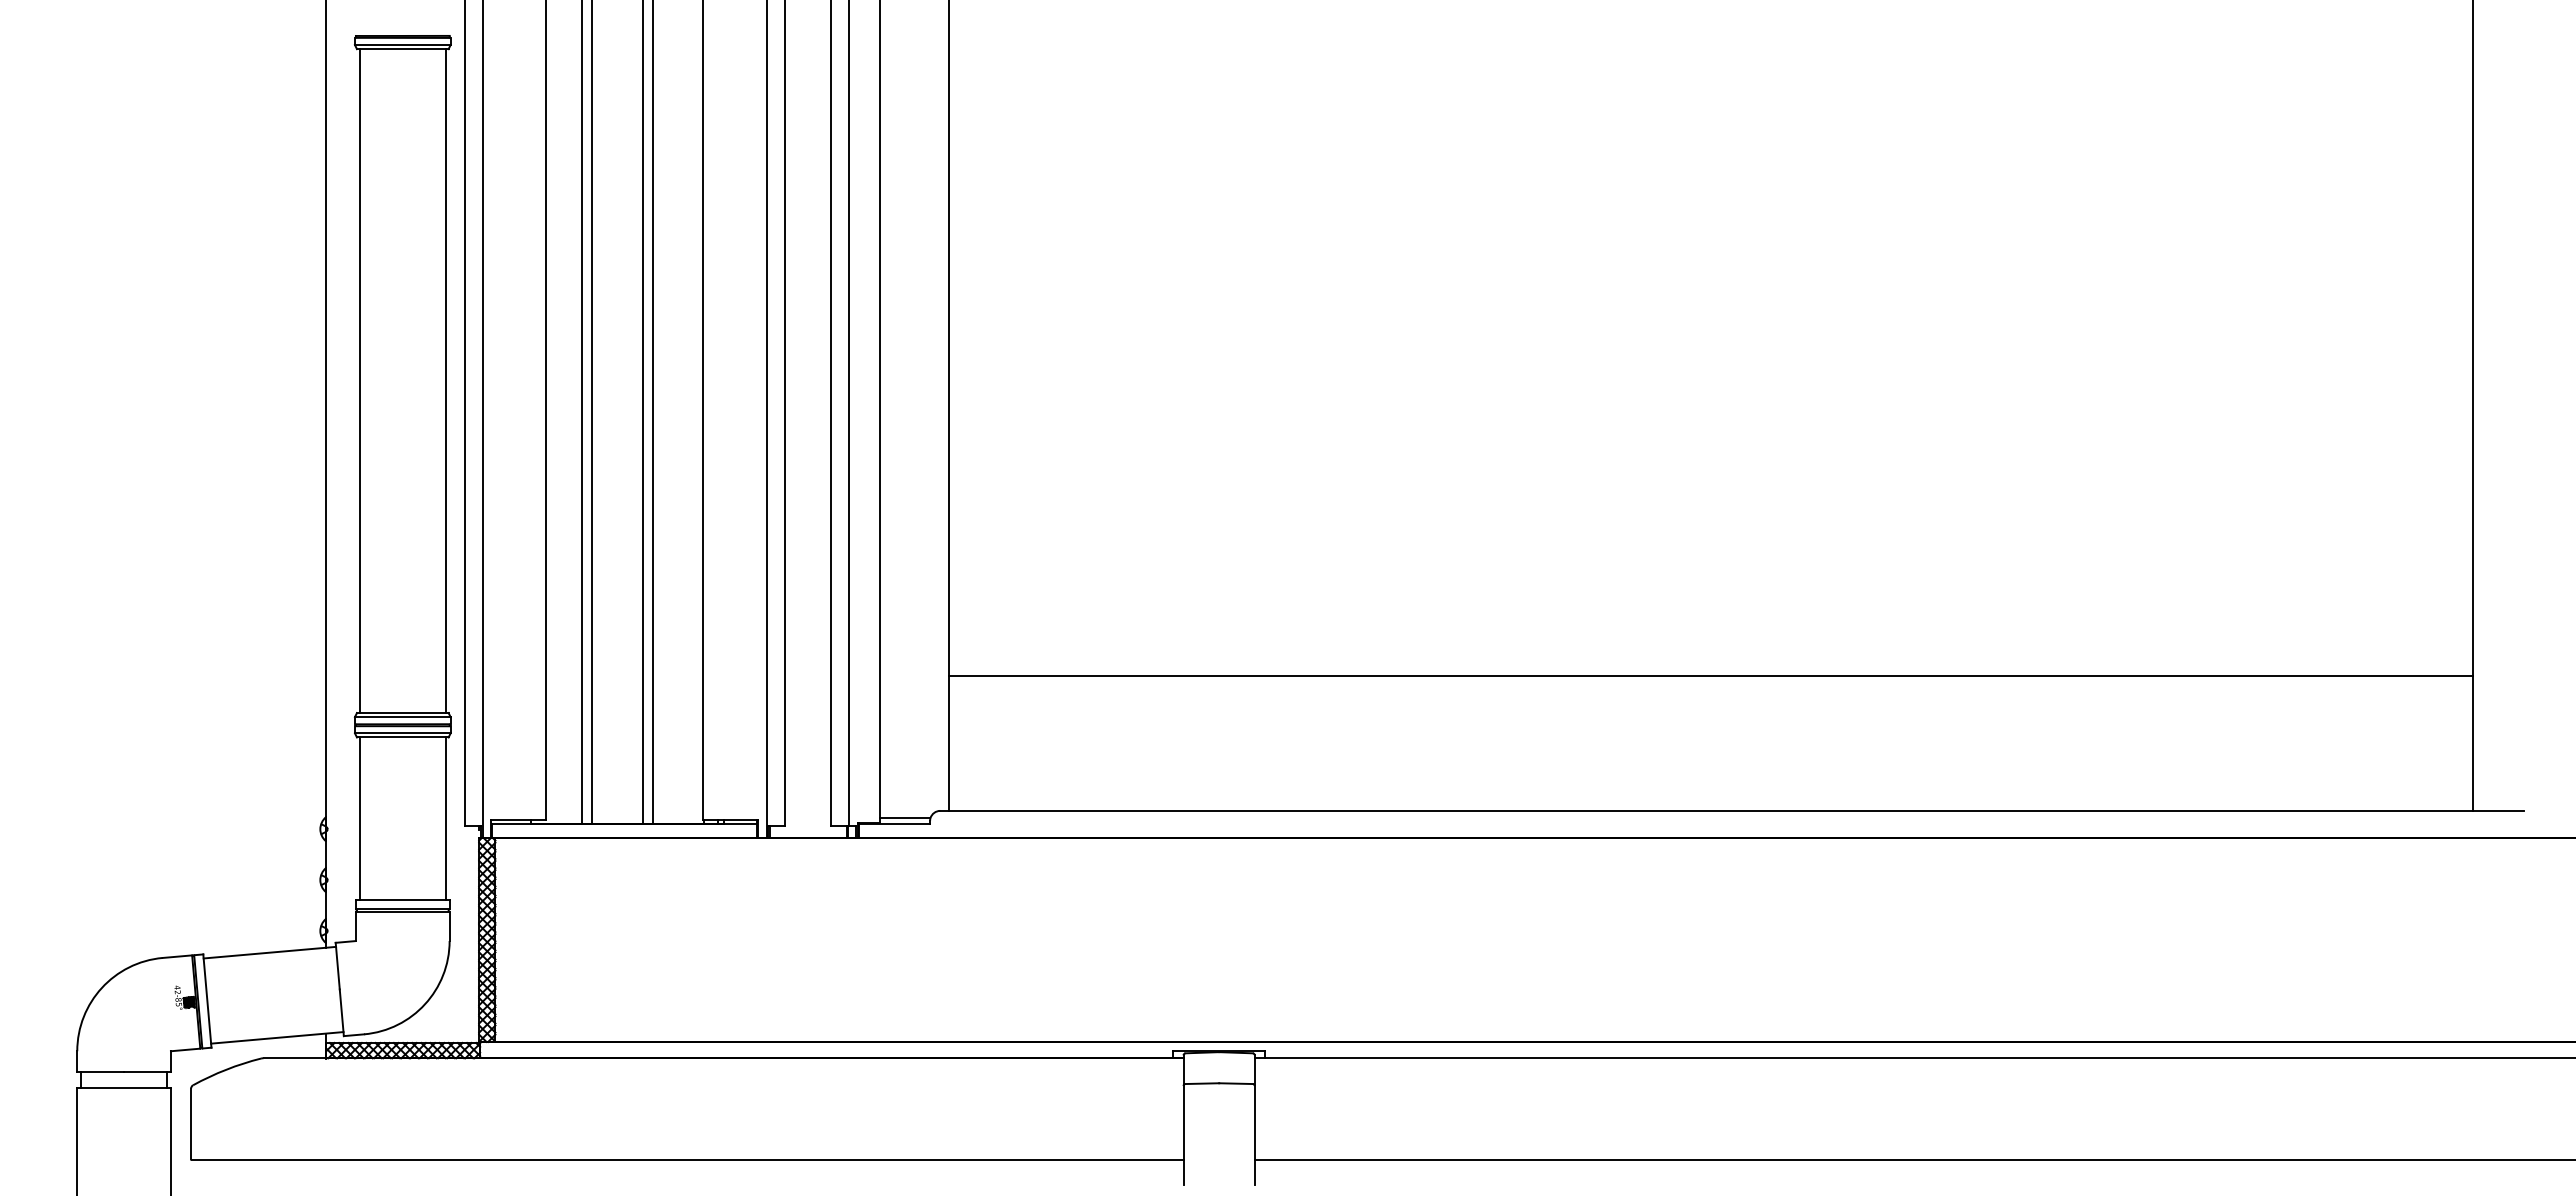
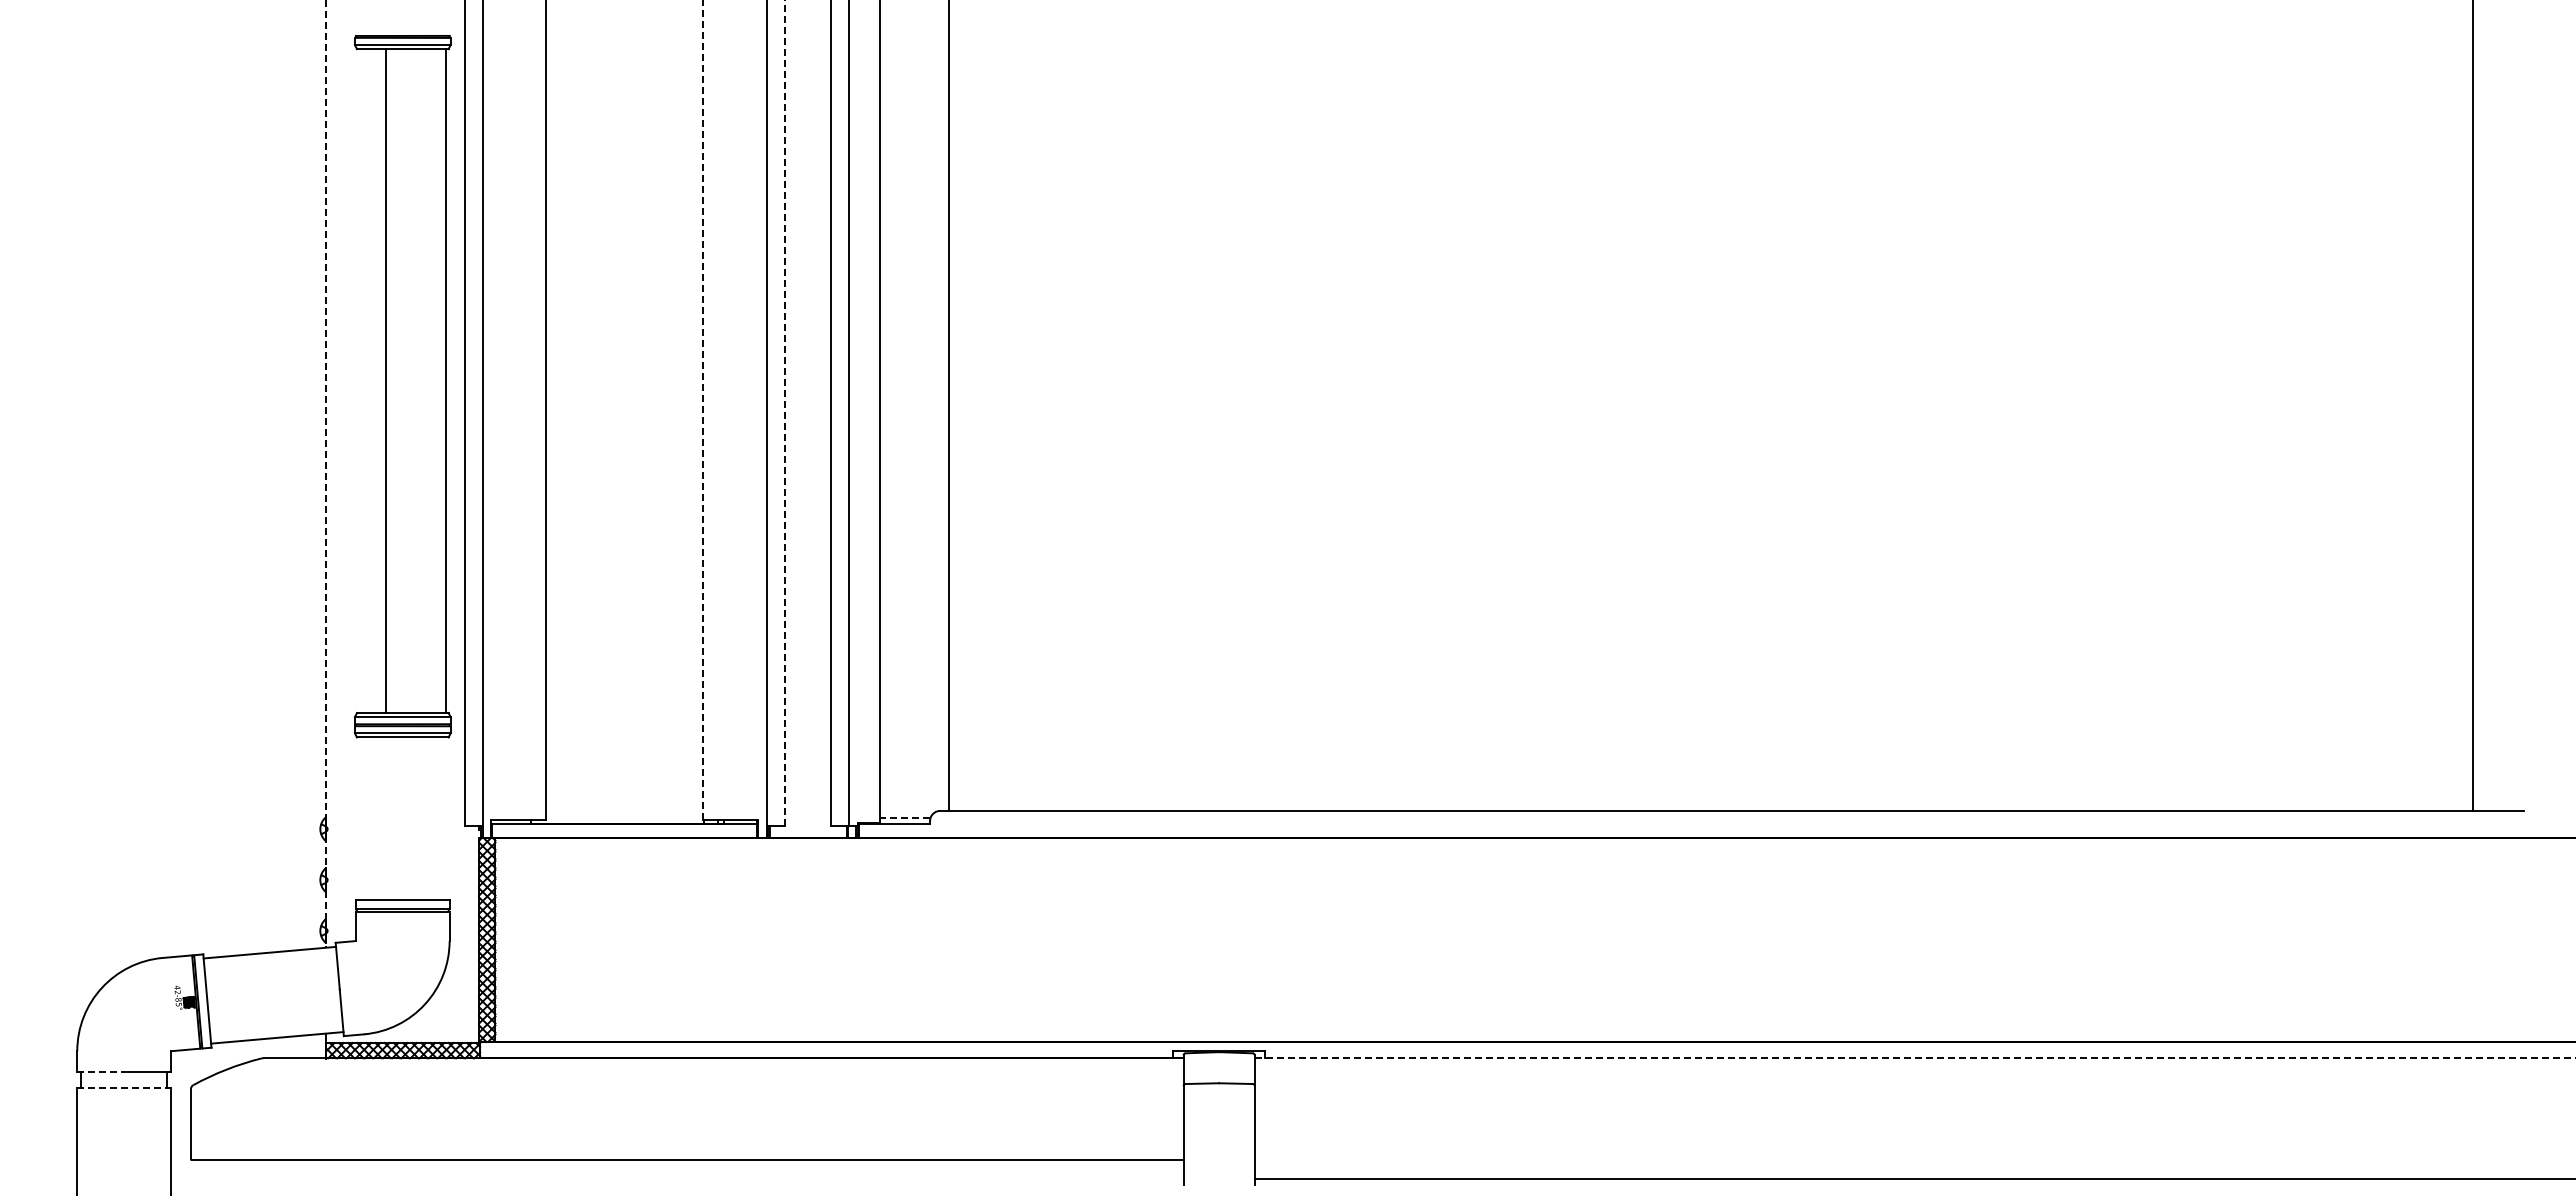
line position: (360, 381) -> (386, 381) (386, 381)
line: solid -> dashed (703, 410)
line: present -> none (581, 413)
line: present -> none (592, 413)
line: present -> none (643, 413)
line: present -> none (653, 413)
line: solid -> dashed (784, 413)
line: solid -> dashed (326, 474)
line: present -> none (1711, 675)
line: present -> none (360, 818)
line: present -> none (445, 818)
line: solid -> dashed (905, 818)
line: solid -> dashed (1915, 1058)
line: solid -> dashed (101, 1071)
line: solid -> dashed (124, 1088)
line position: (1913, 1160) -> (1913, 1179) (1913, 1179)
